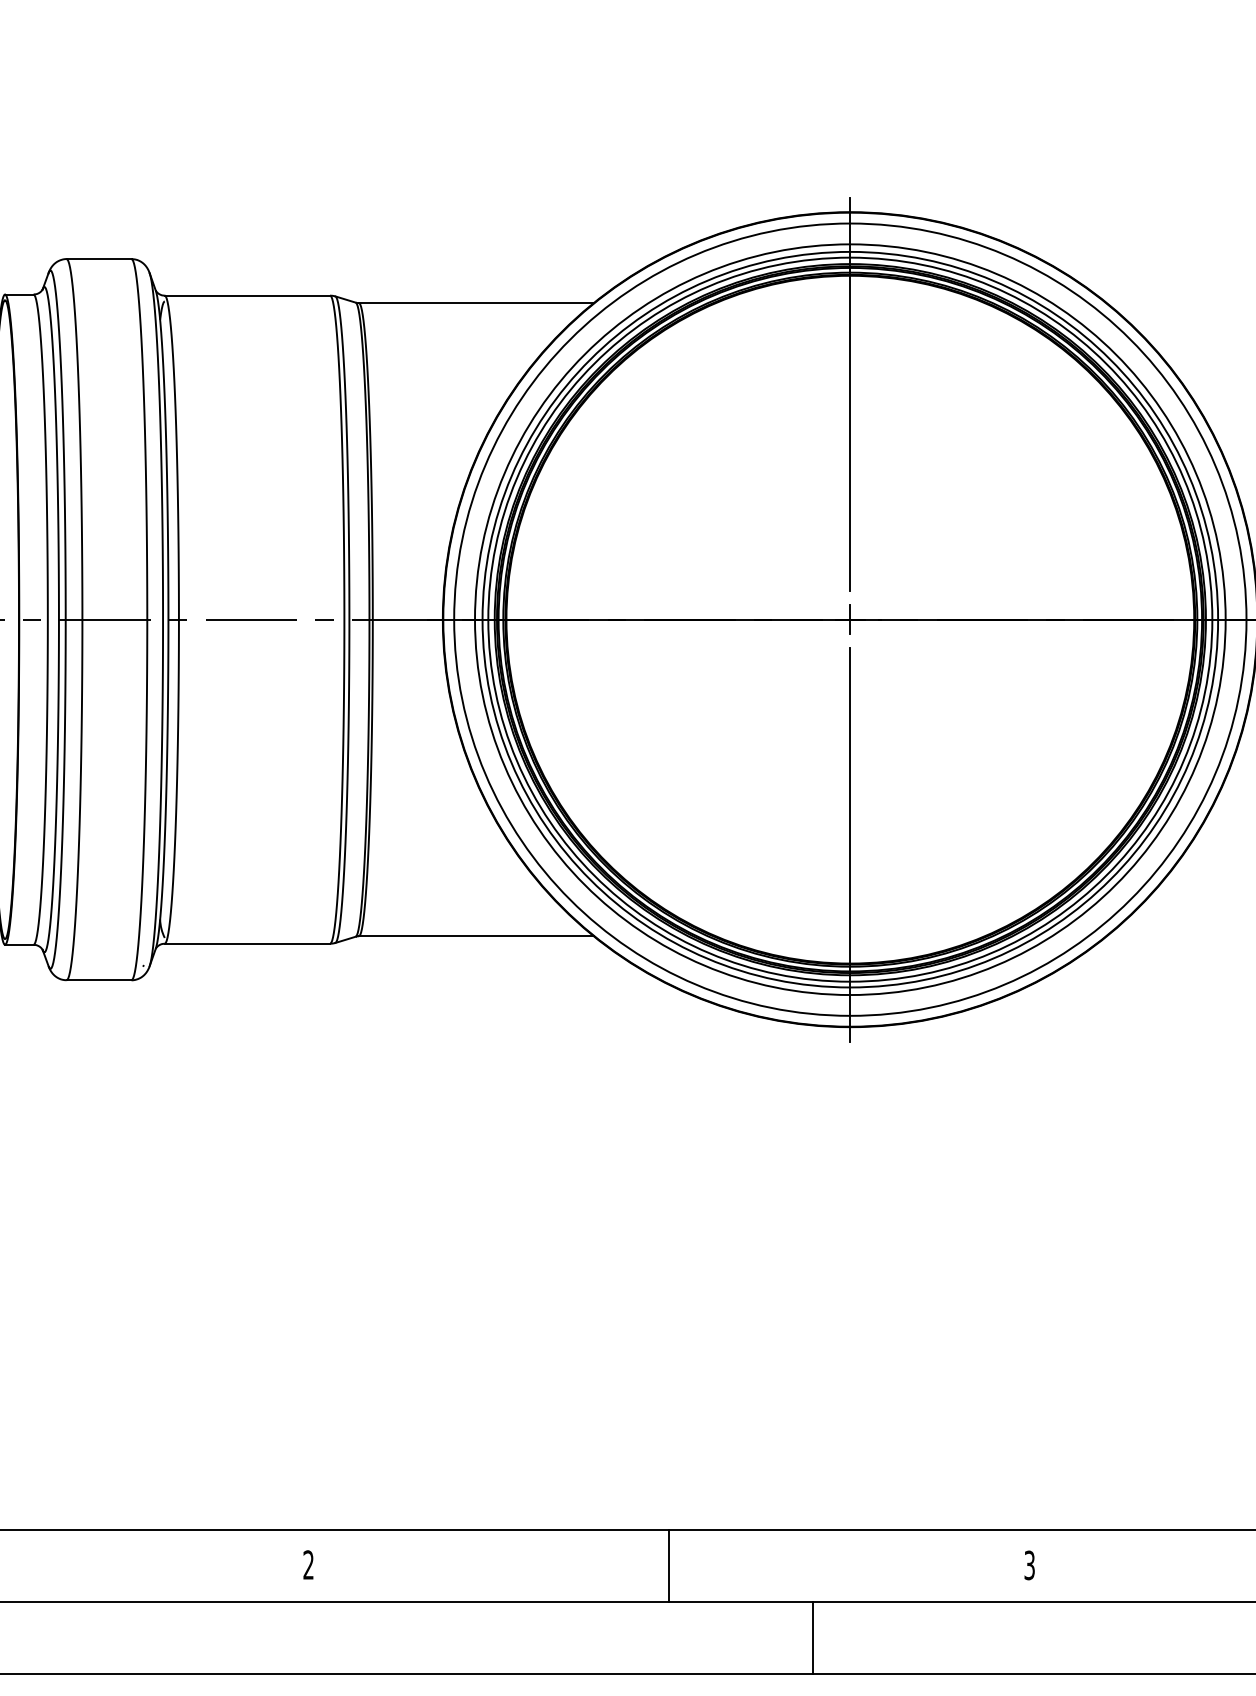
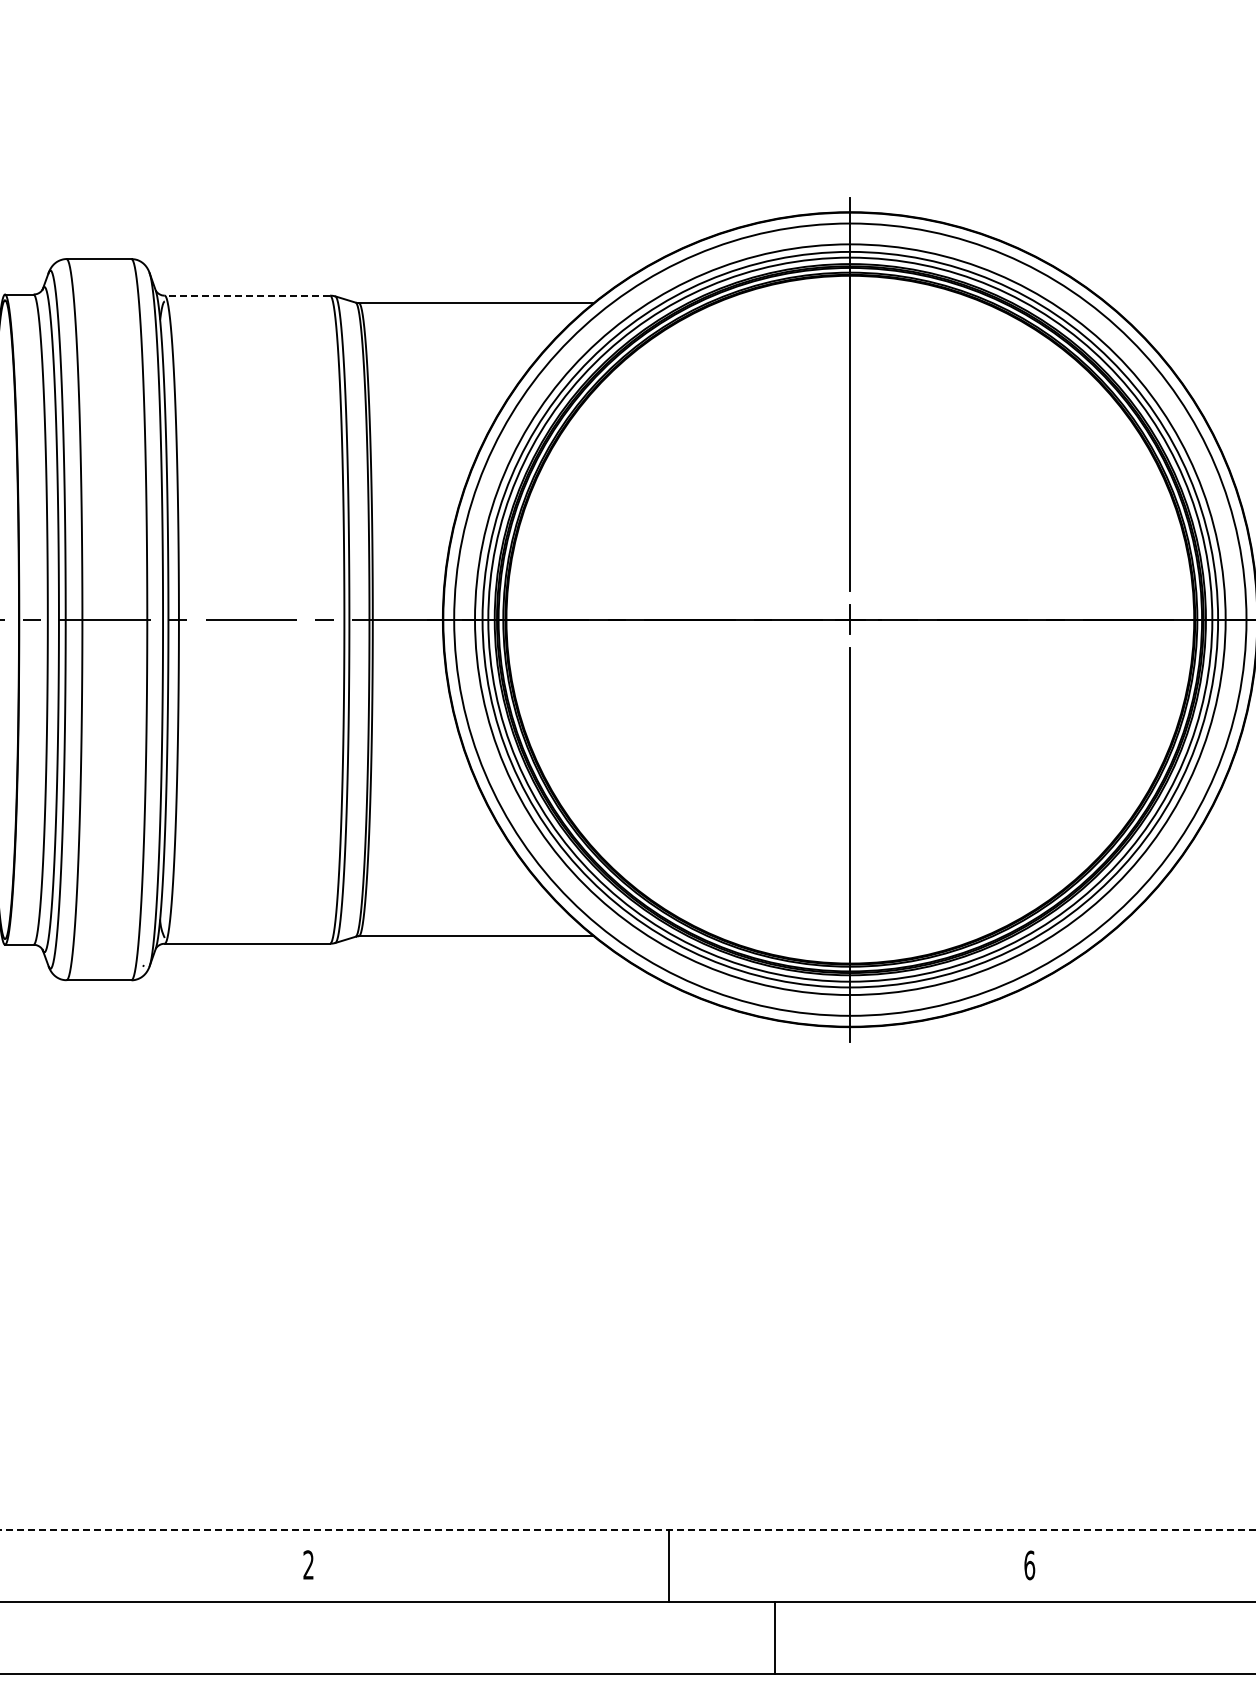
line: solid -> dashed (247, 295)
line: solid -> dashed (628, 1530)
text: 3 -> 6 (1029, 1565)
line position: (813, 1638) -> (775, 1638) (775, 1638)
